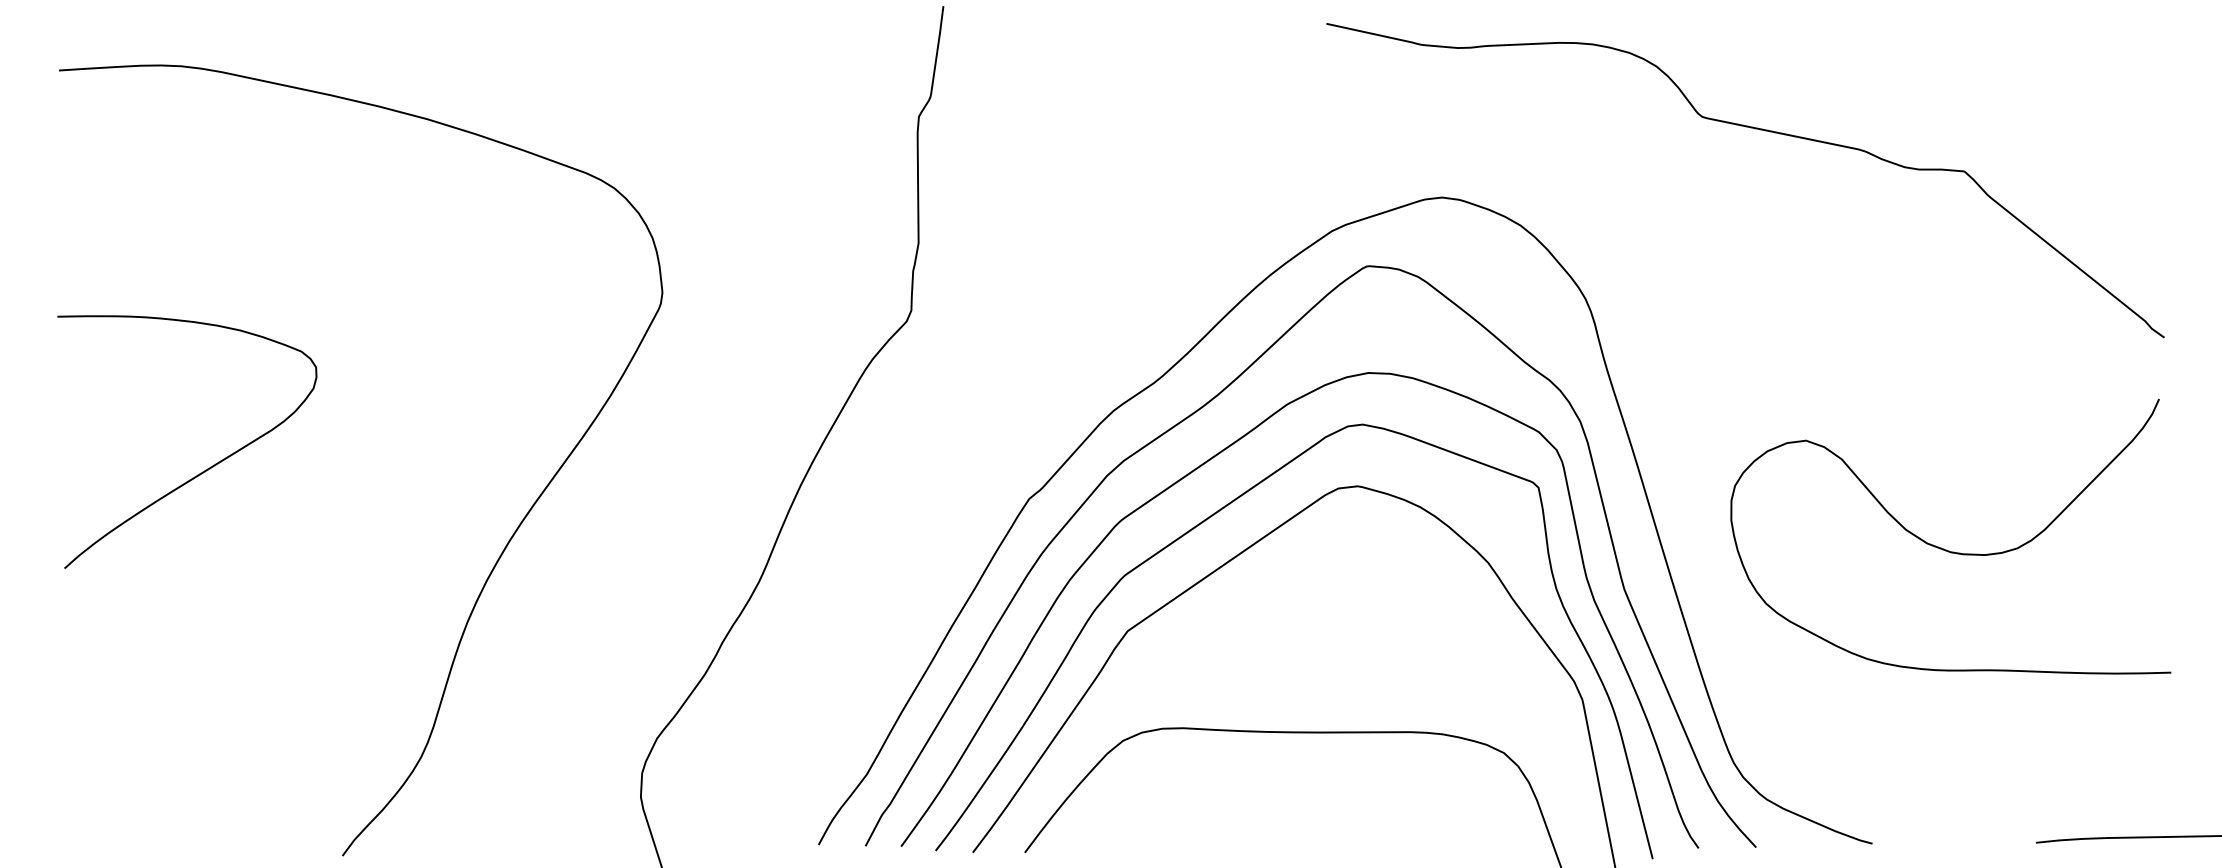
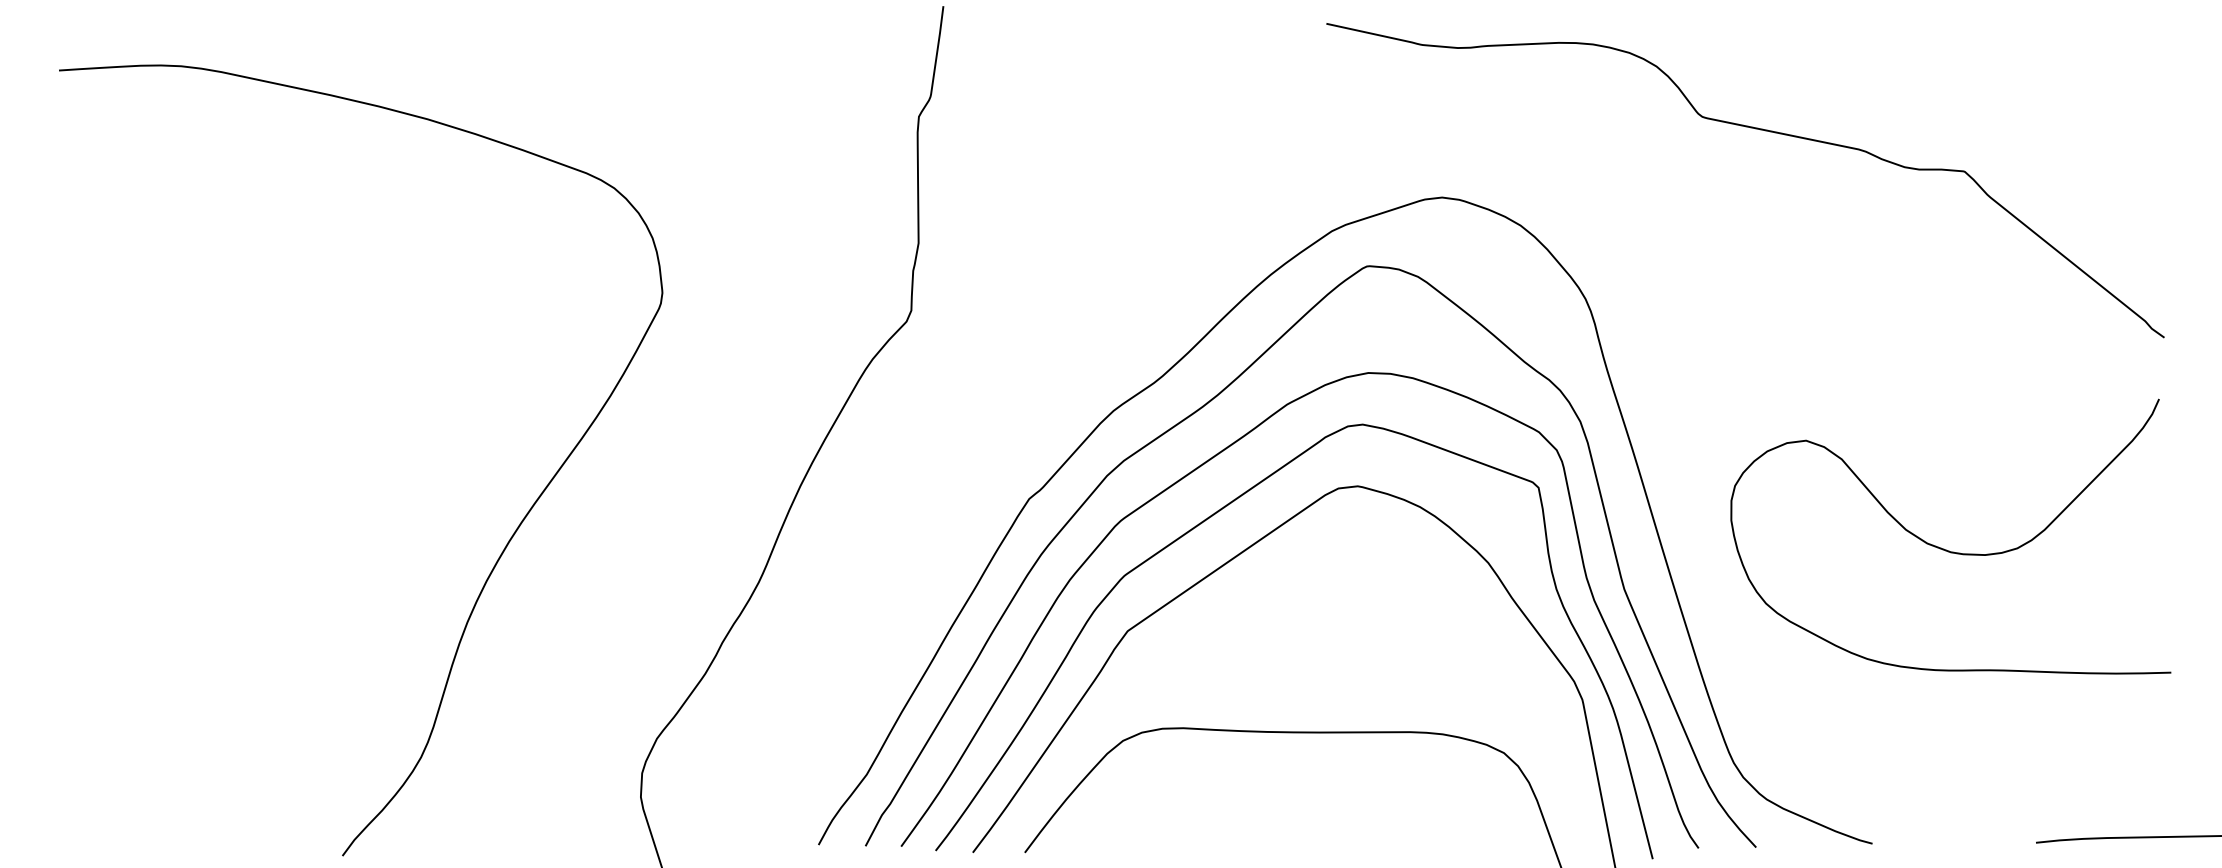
curve: present -> none (205, 469)
